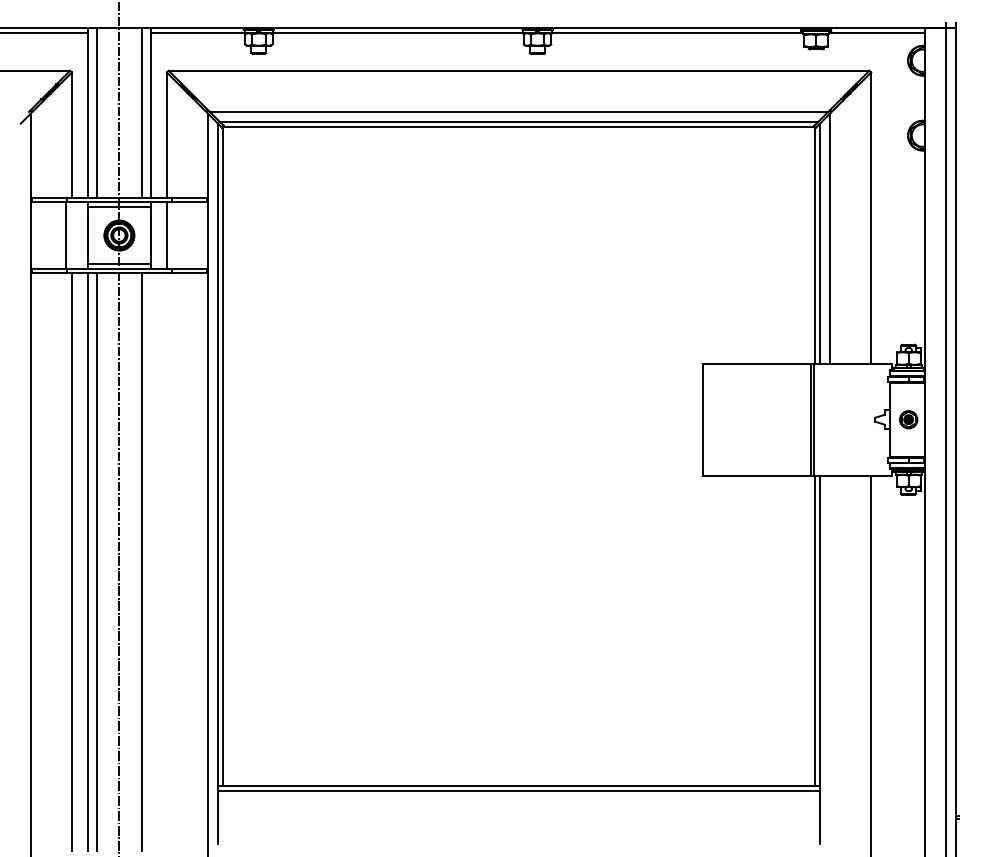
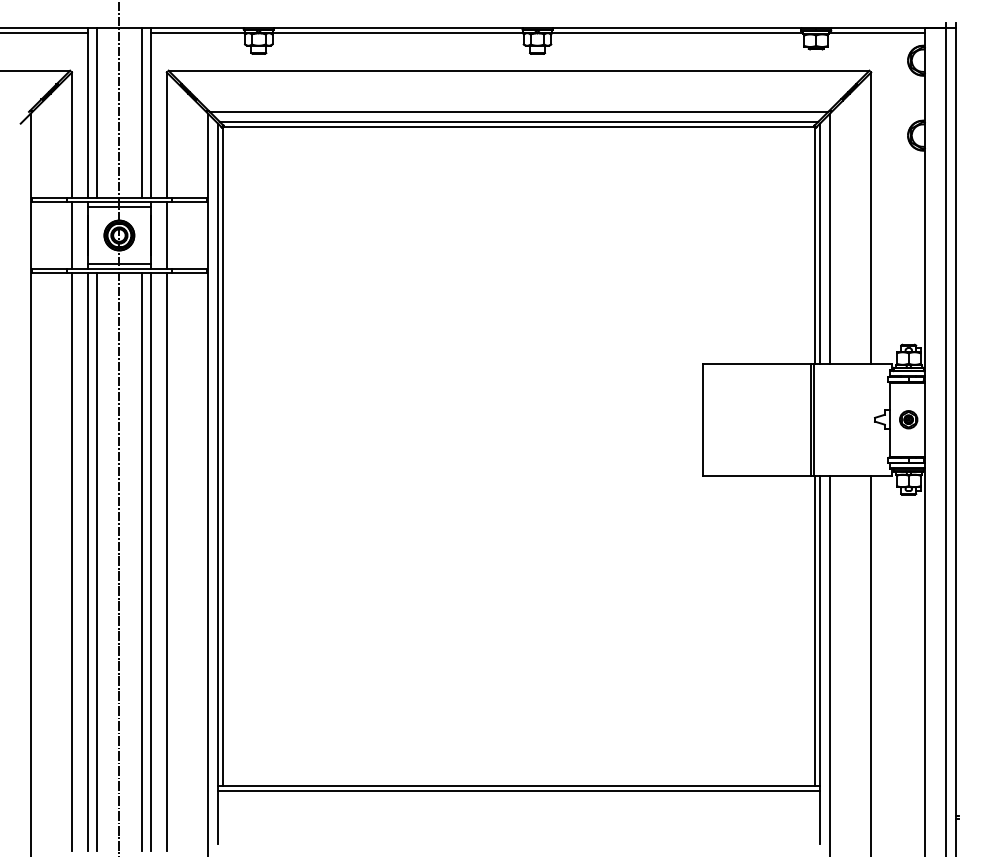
line position: (65, 235) -> (71, 235) (71, 235)
line: none -> present (150, 562)
line: none -> present (166, 562)
line: none -> present (830, 664)
